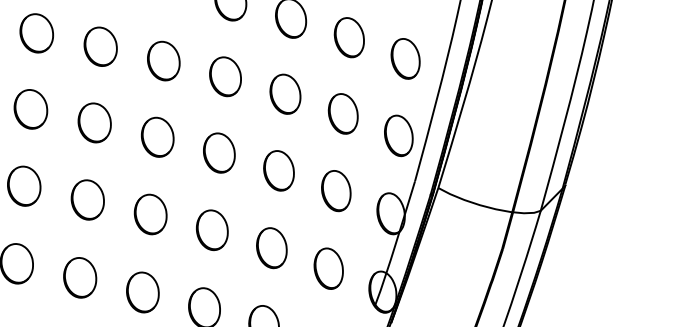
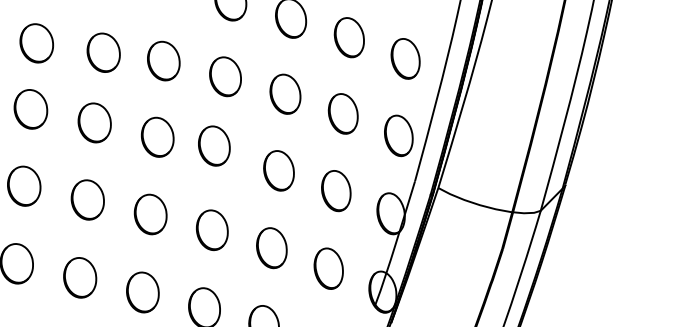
part position: (36, 33) -> (36, 43) (36, 43)
part position: (100, 46) -> (103, 52) (103, 52)
part position: (219, 152) -> (214, 145) (214, 145)
